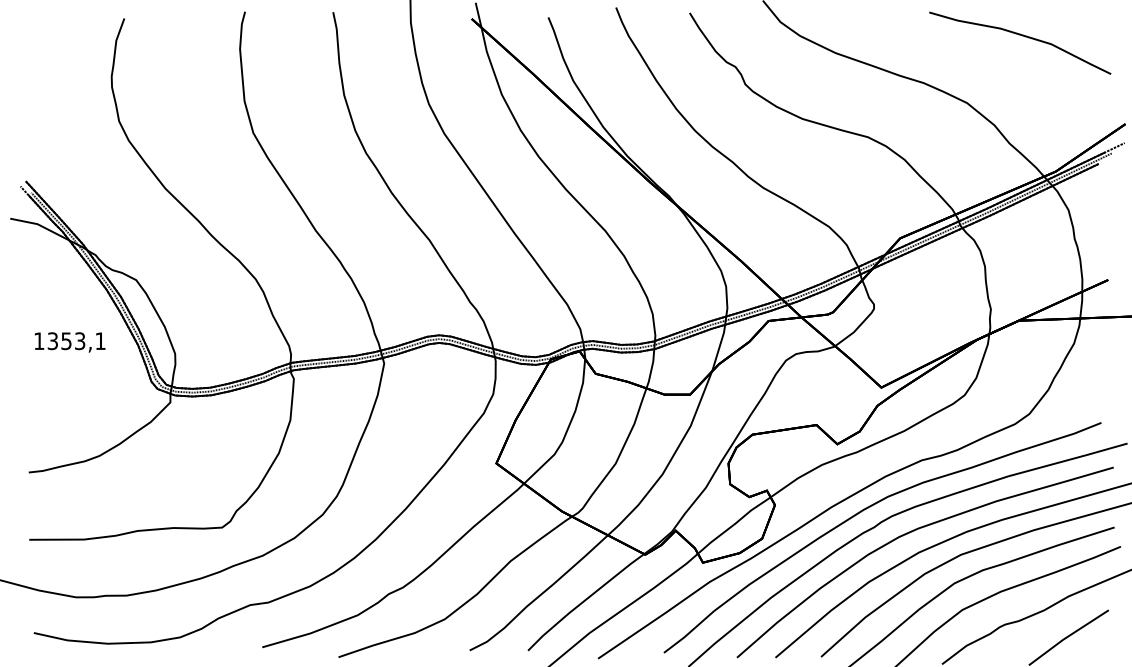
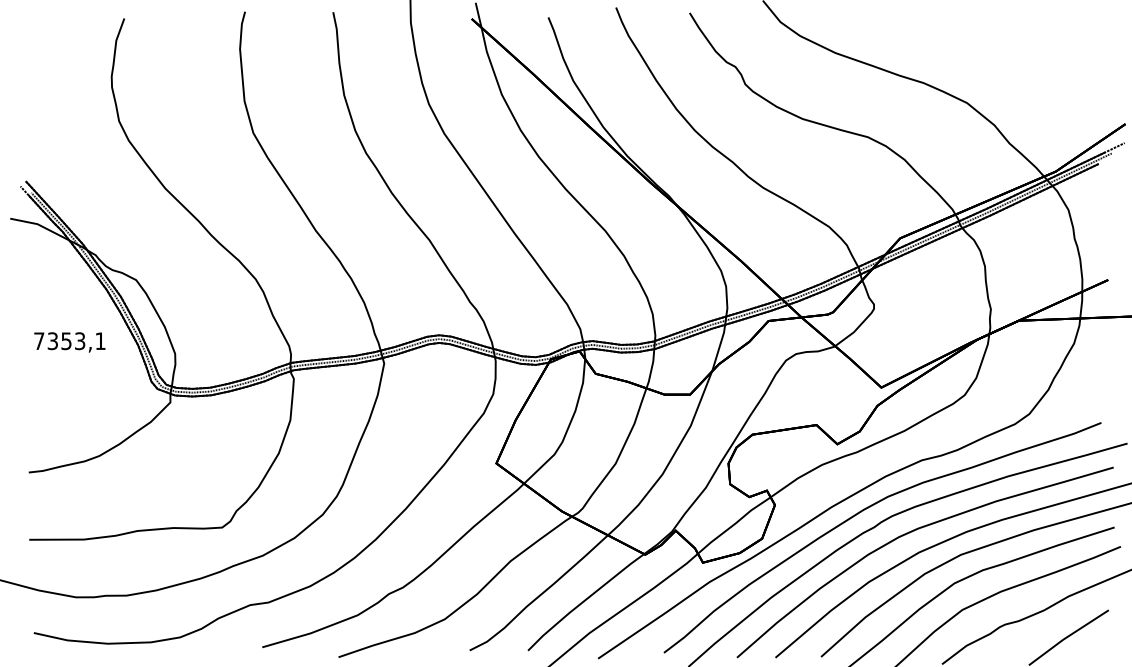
curve: present -> none (1022, 36)
text: 1353,1 -> 7353,1 (39, 340)
